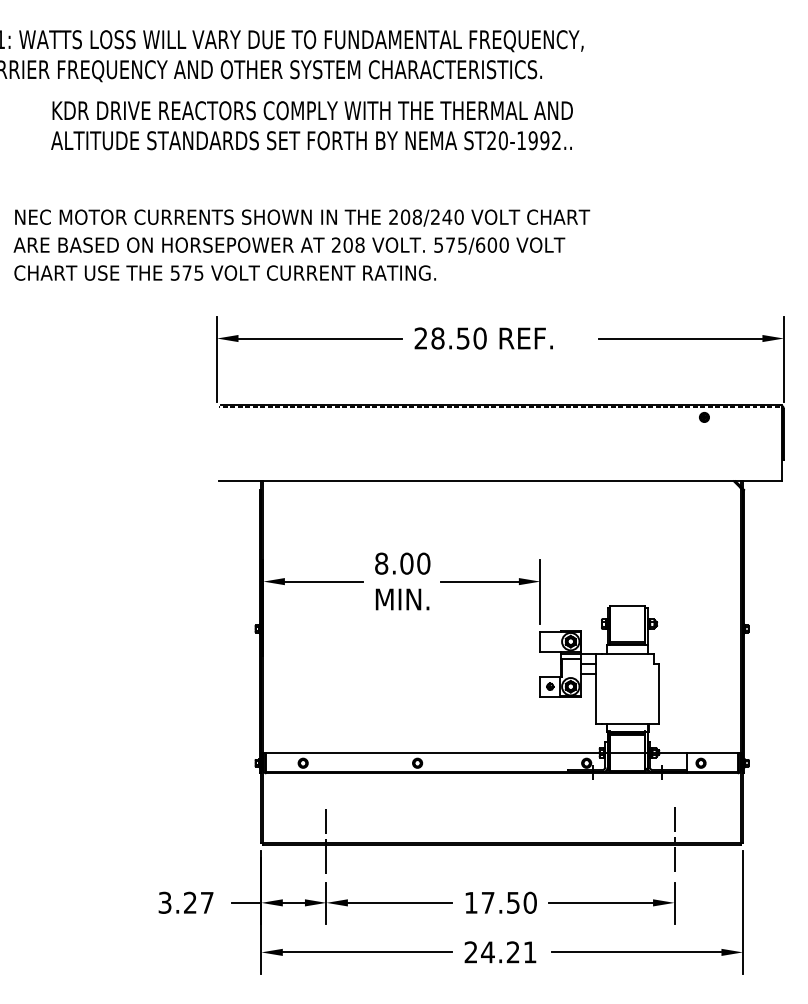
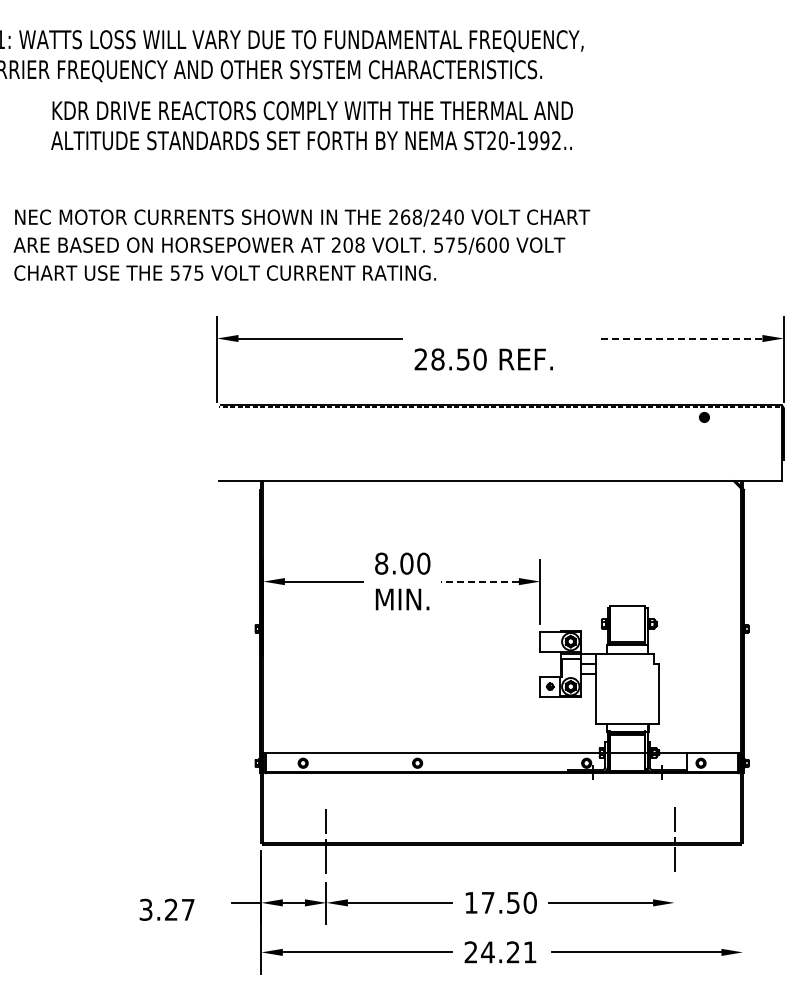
text: 208/240 -> 268/240 (405, 216)
text position: (483, 338) -> (483, 359) (483, 359)
line: solid -> dashed (680, 338)
line: solid -> dashed (480, 581)
text position: (185, 902) -> (166, 909) (166, 909)
line: present -> none (674, 903)
line: present -> none (742, 911)
